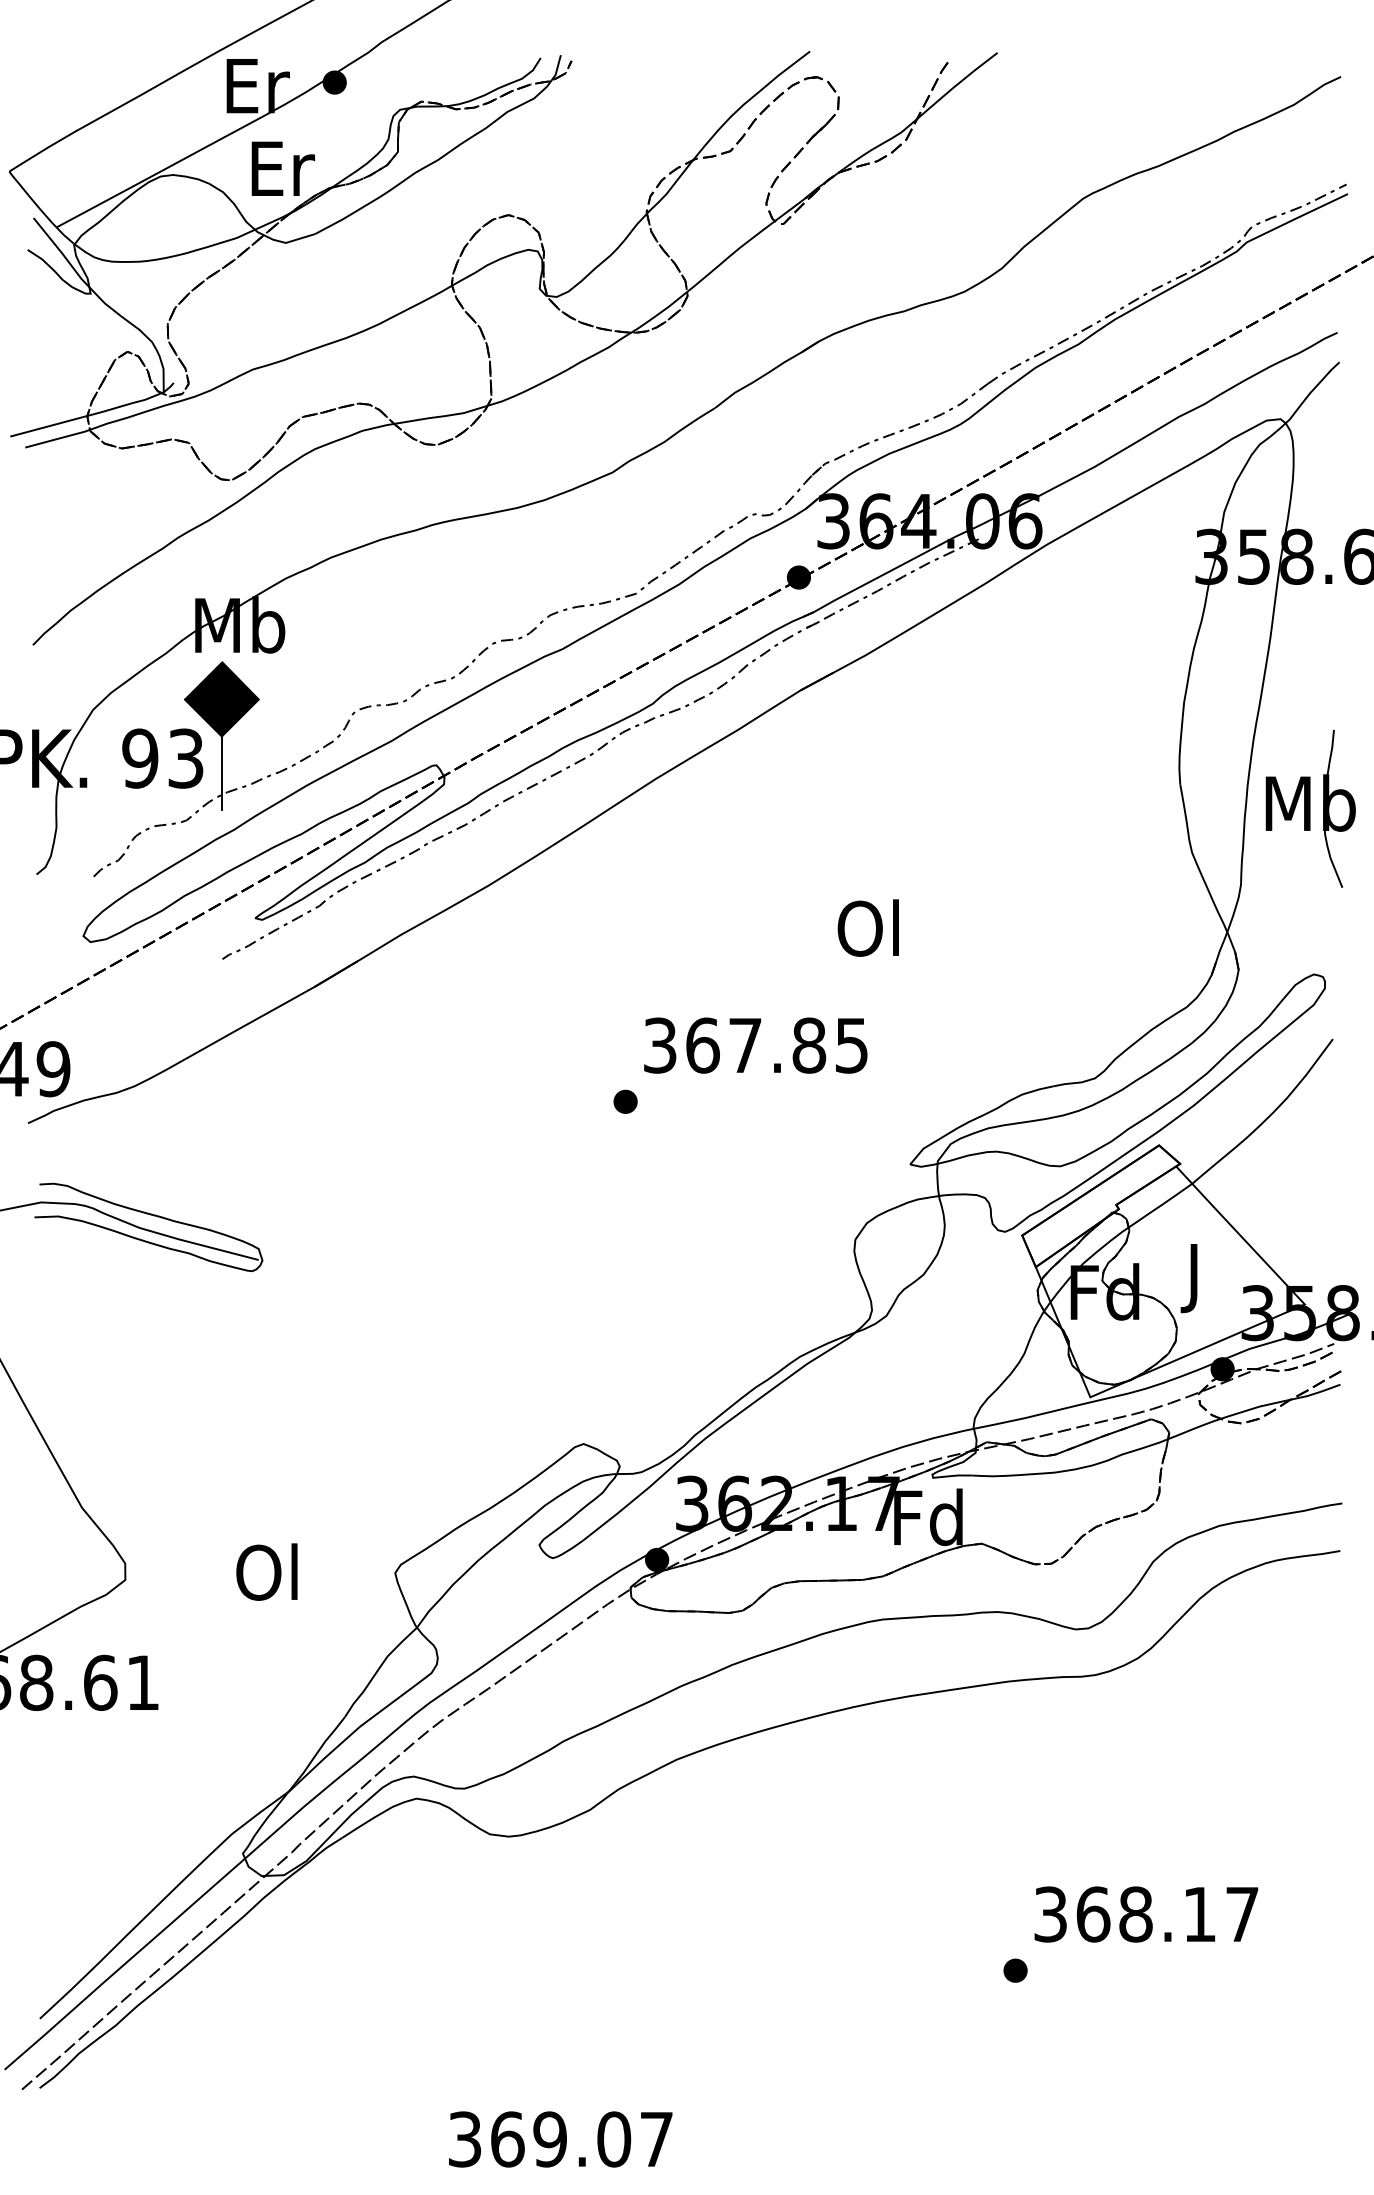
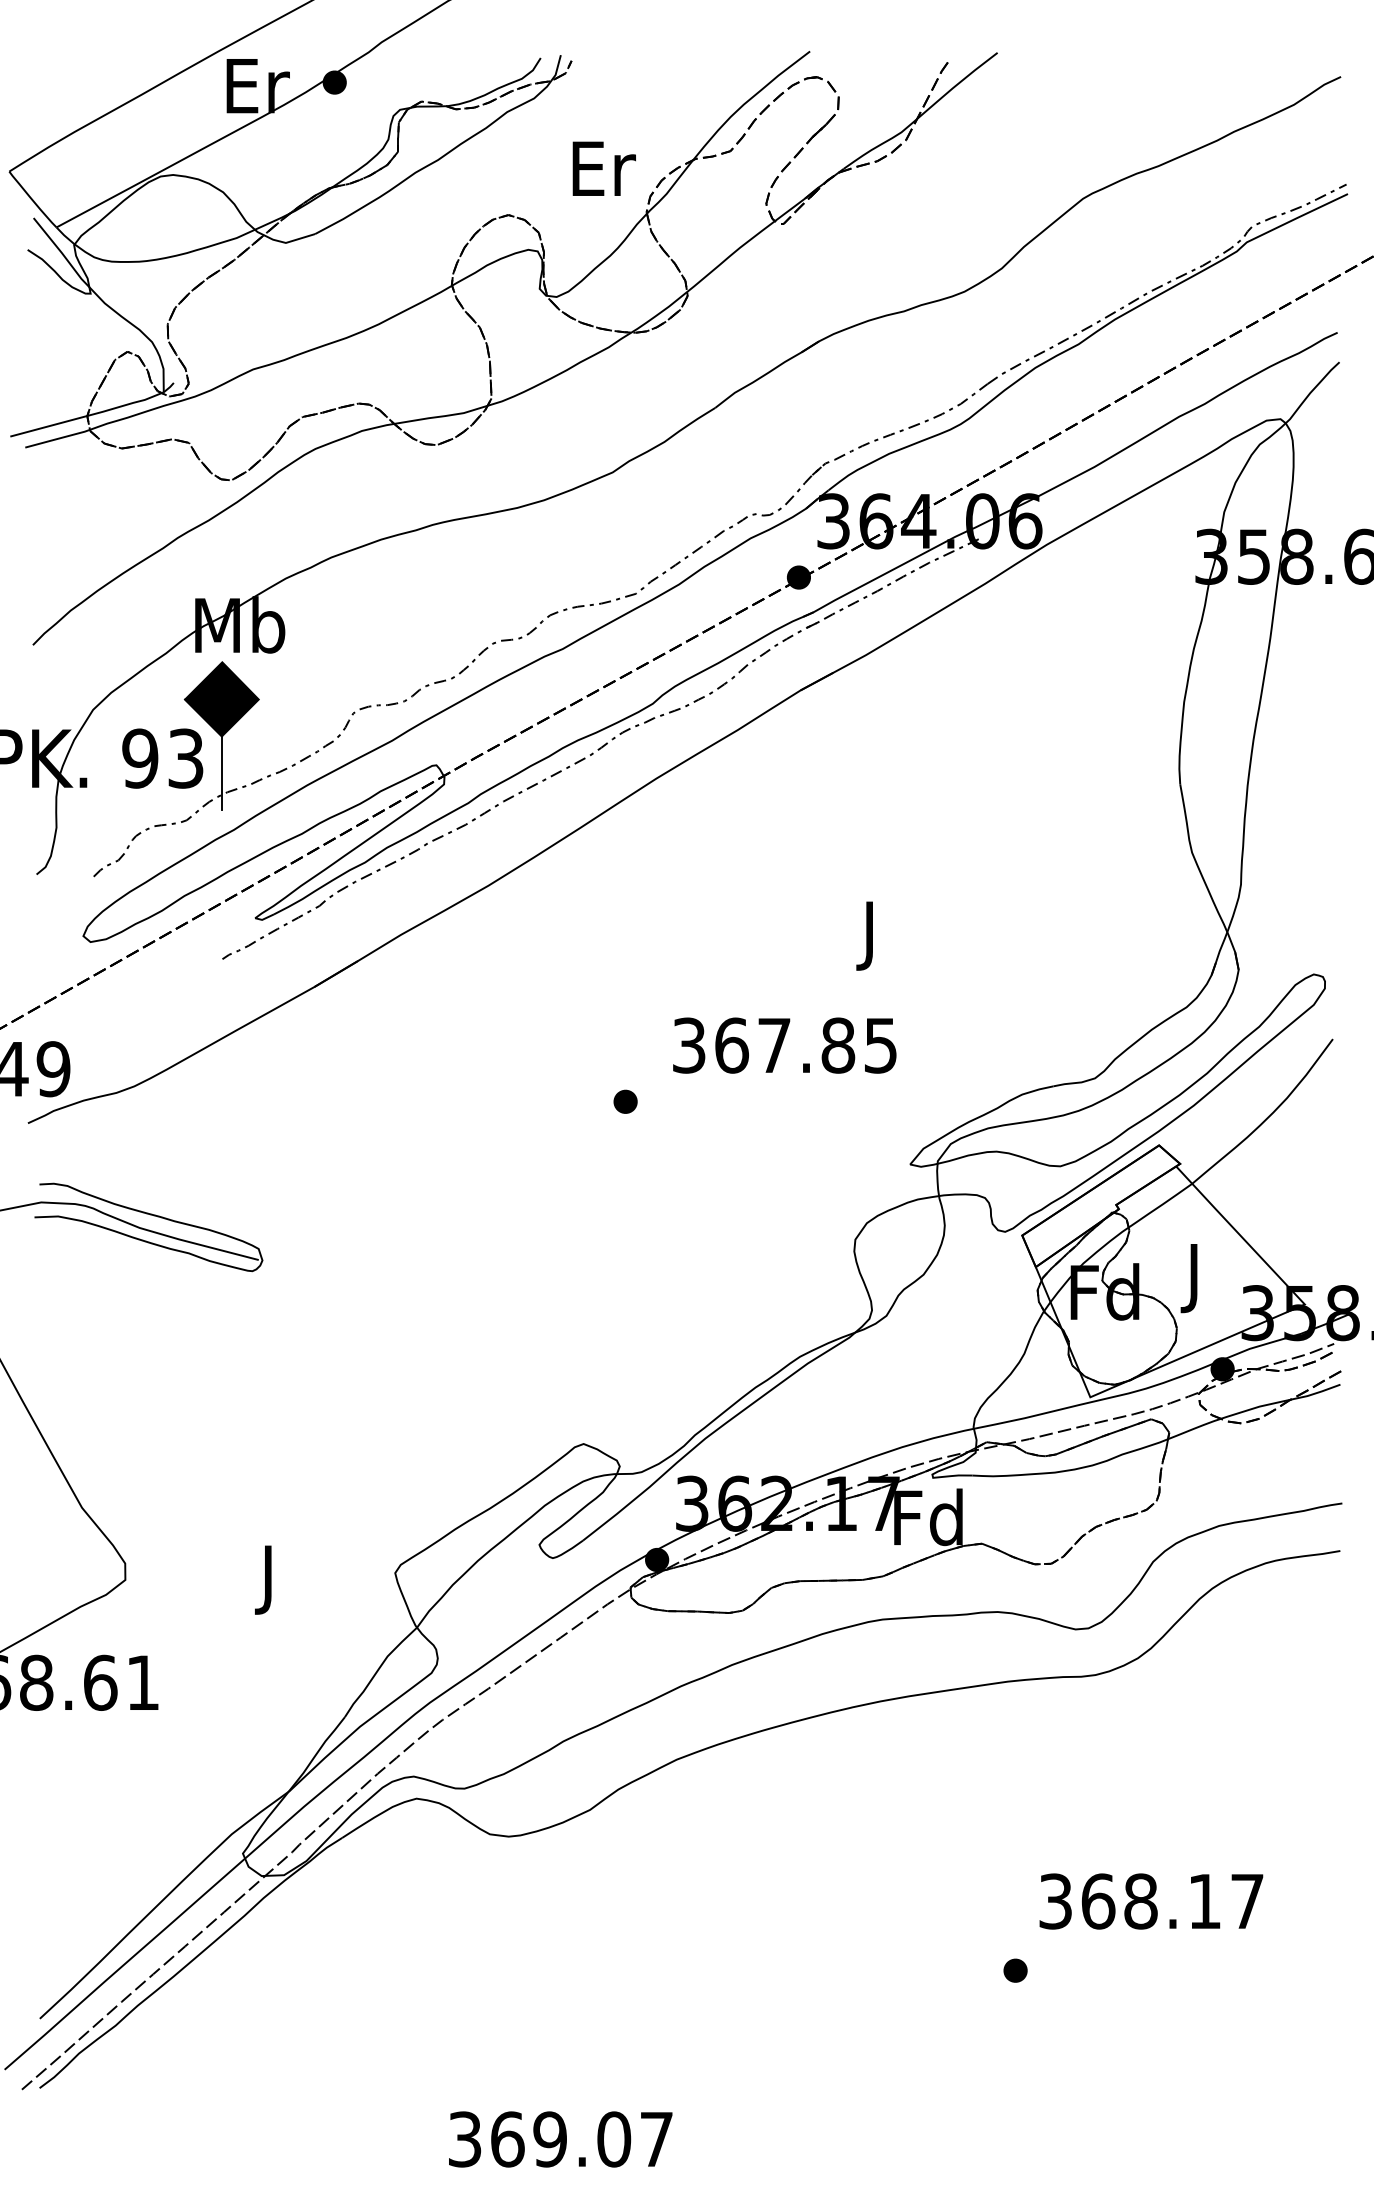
text position: (282, 168) -> (603, 168) (603, 168)
part: present -> none (1310, 808)
text: Ol -> J (867, 934)
text position: (755, 1045) -> (784, 1045) (784, 1045)
text: Ol -> J (266, 1578)
text position: (1146, 1914) -> (1151, 1901) (1151, 1901)
